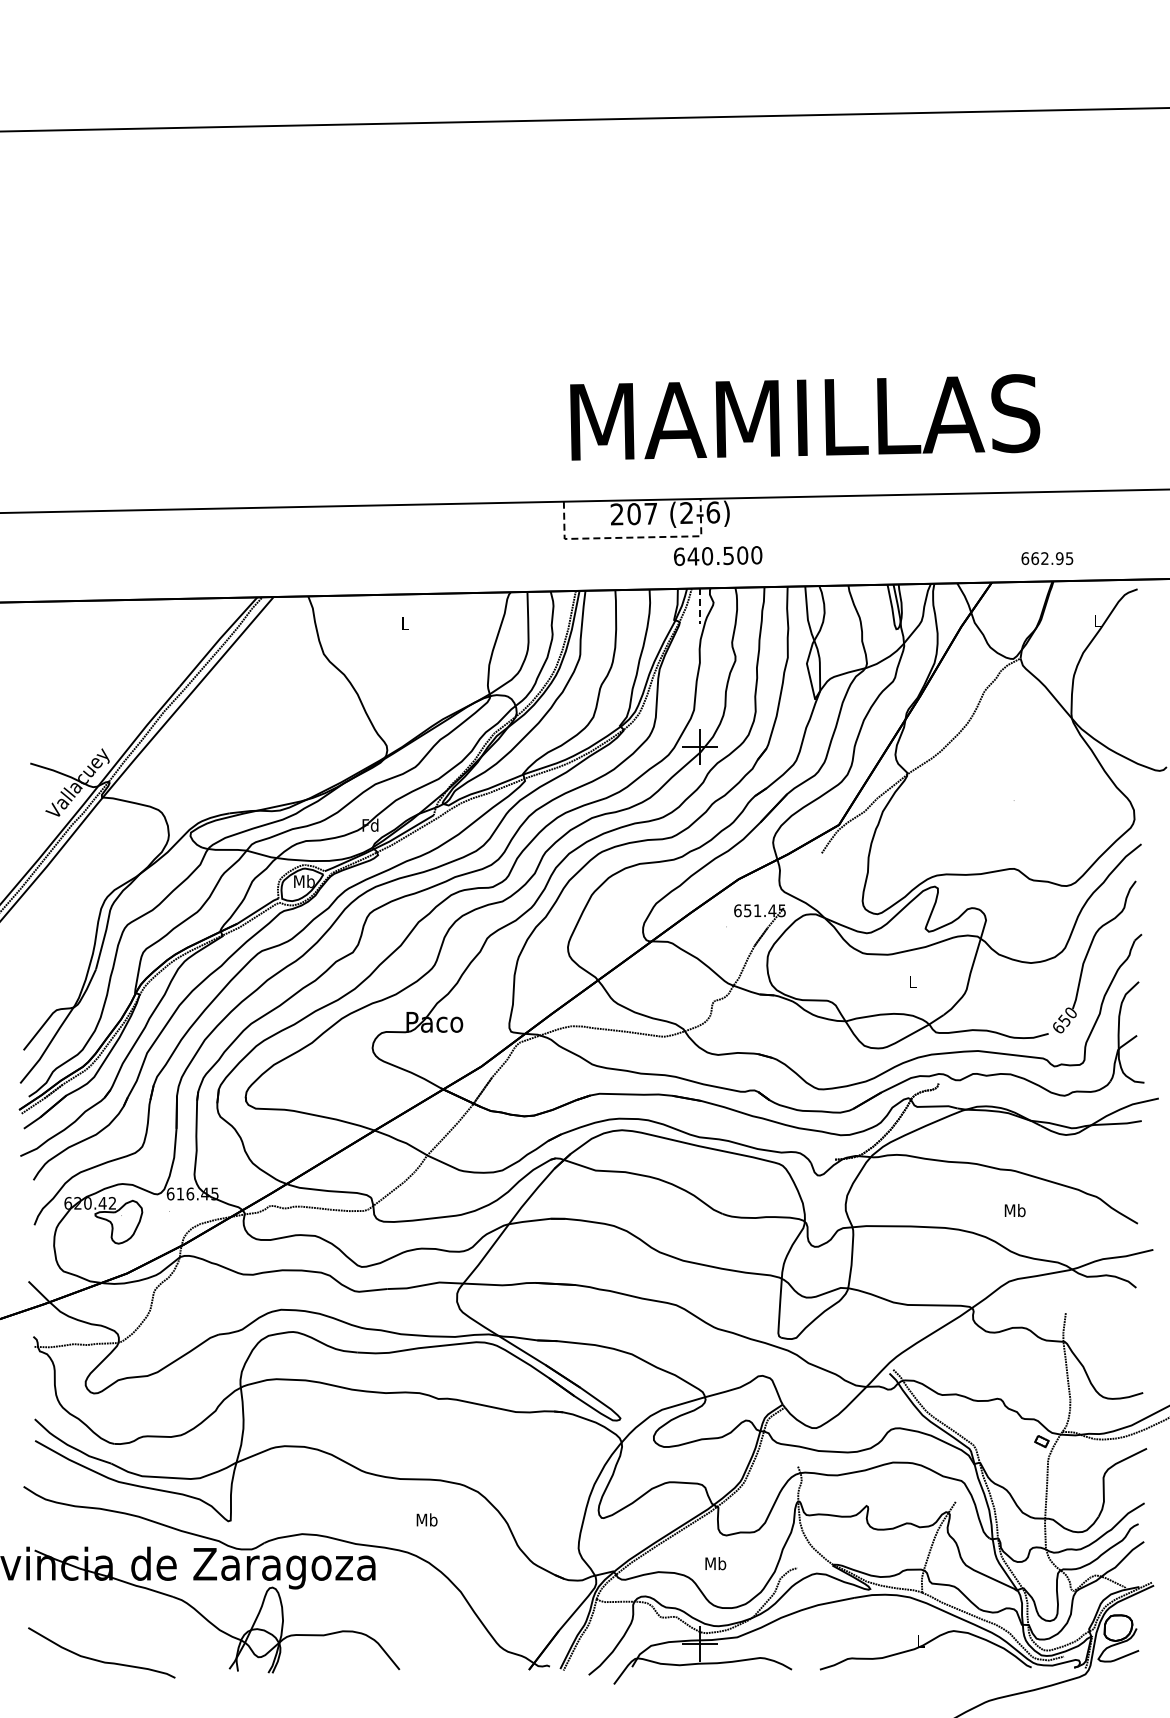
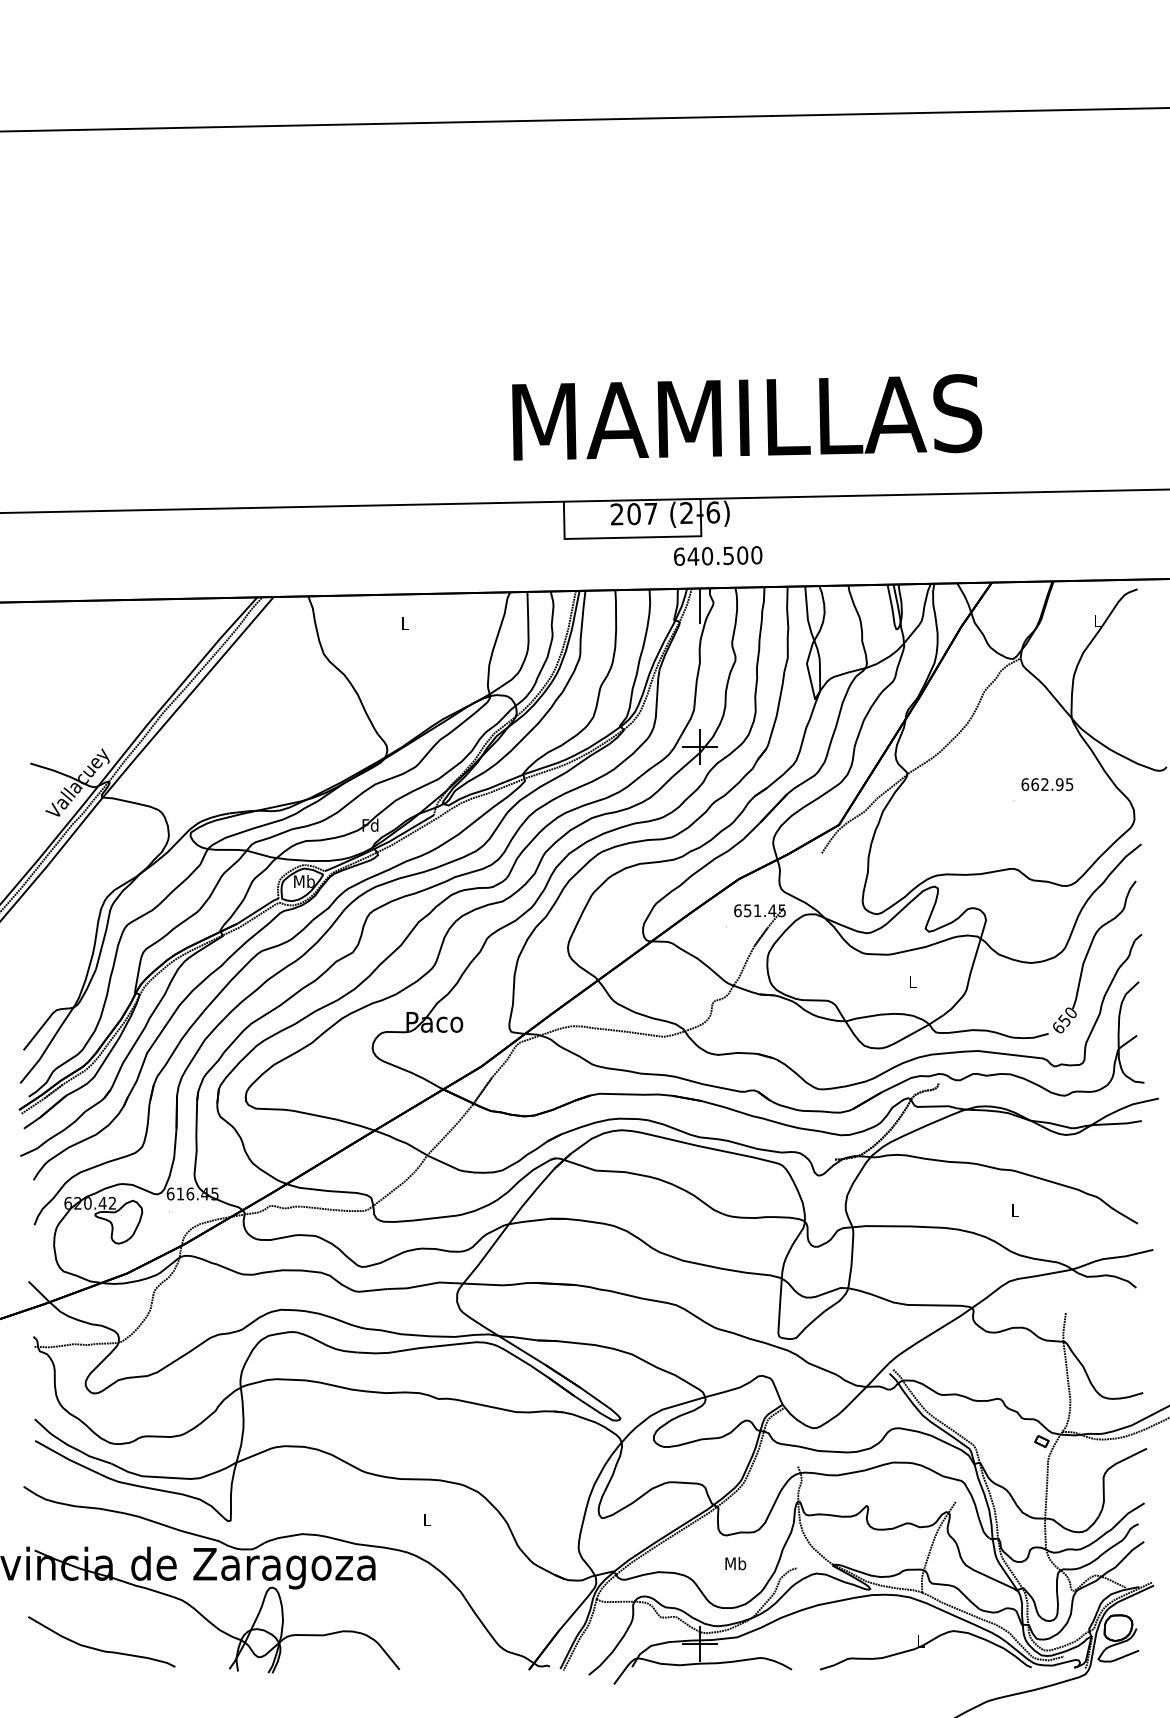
text position: (805, 417) -> (747, 417) (747, 417)
line: dashed -> solid (633, 537)
text position: (1047, 558) -> (1047, 784) (1047, 784)
line: dashed -> solid (699, 606)
text: Mb -> L (1014, 1210)
text: Mb -> L (426, 1519)
text position: (715, 1563) -> (735, 1563) (735, 1563)
curve position: (101, 1660) -> (101, 1649) (101, 1649)
